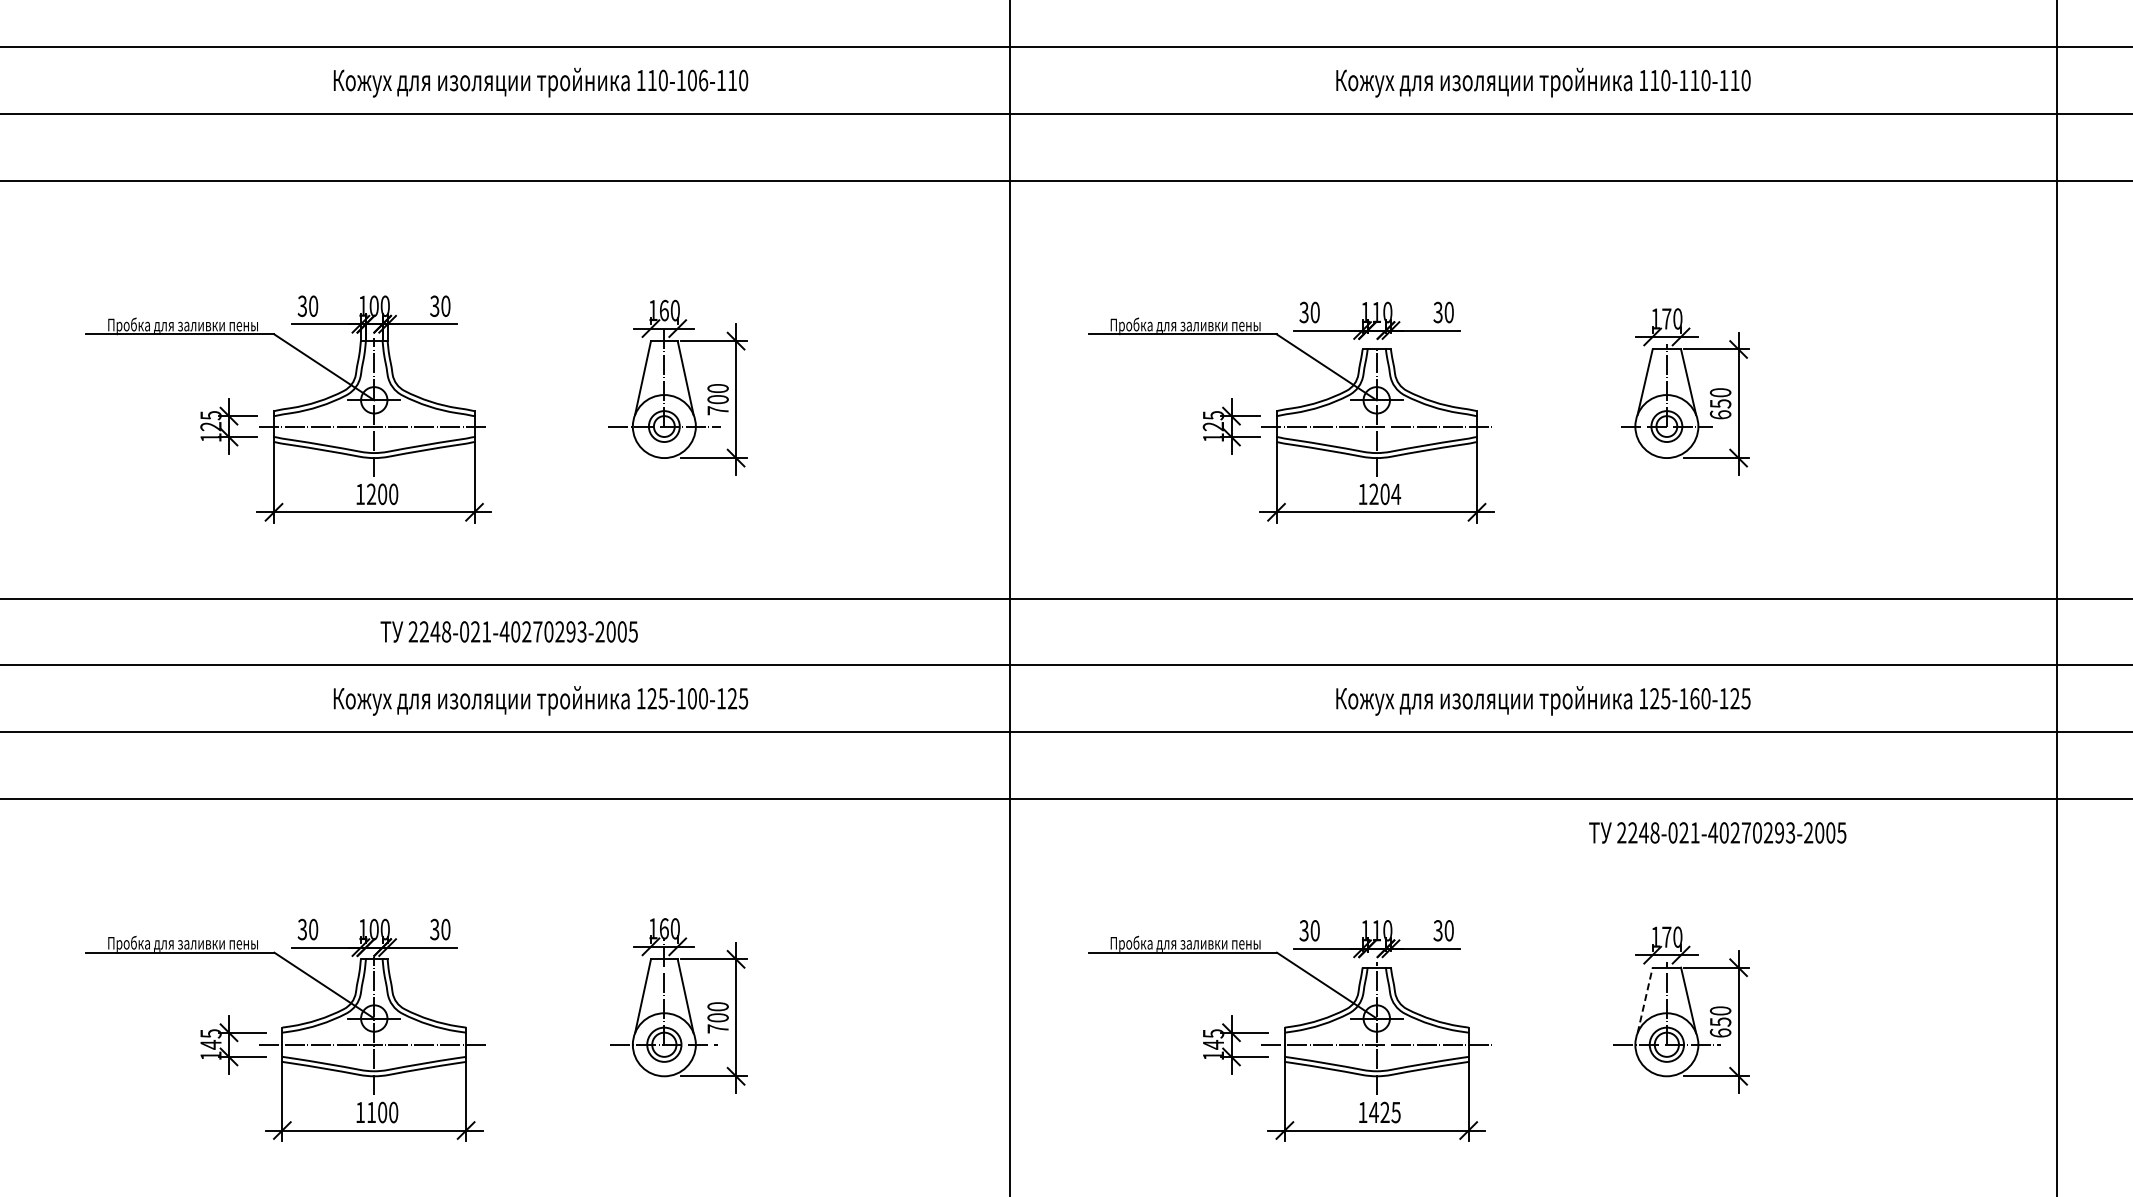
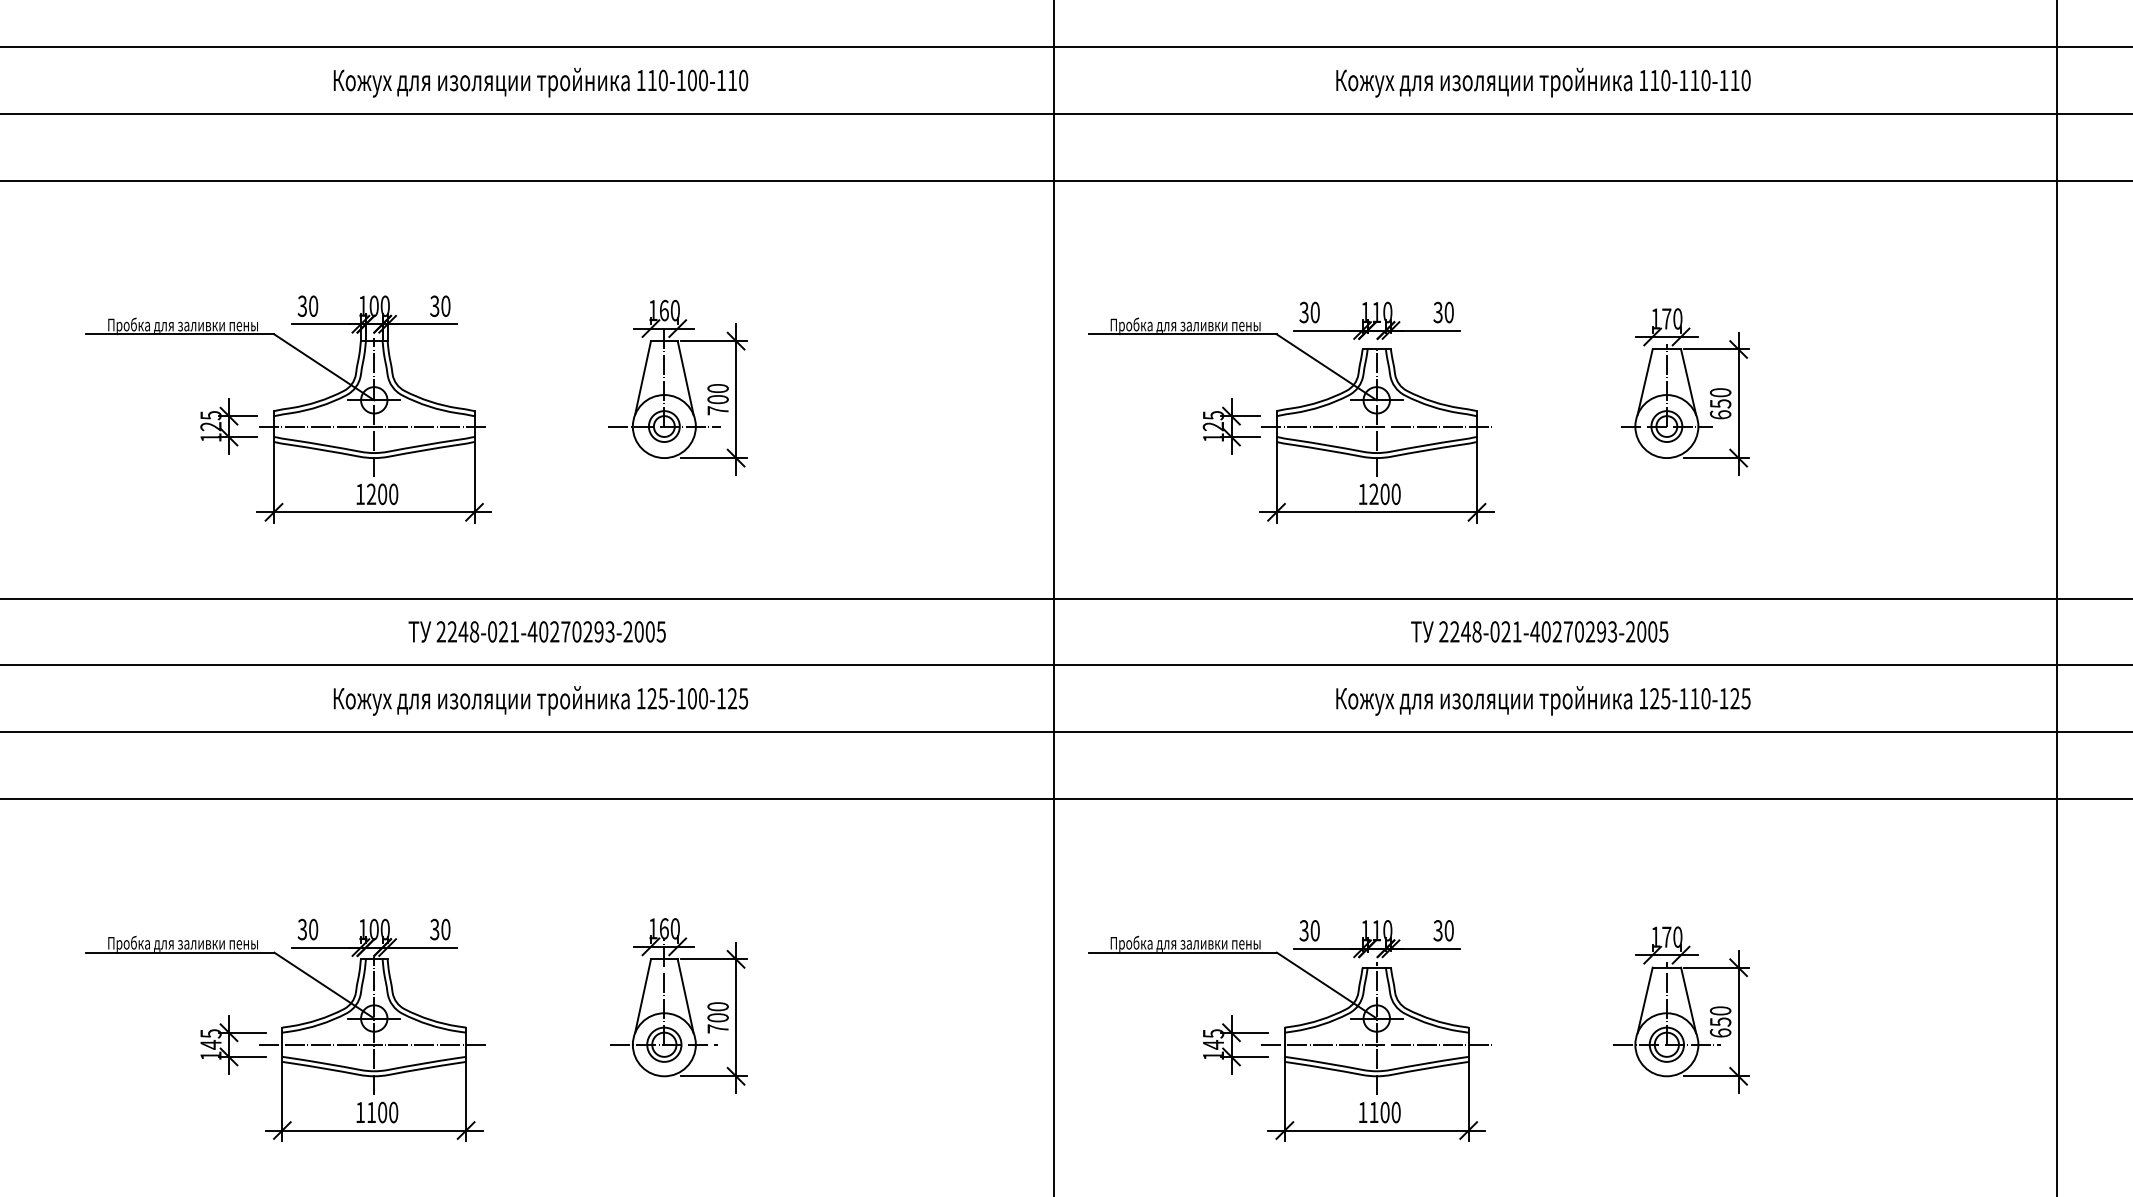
text: 110-106-110 -> 110-100-110 (703, 80)
text: 1204 -> 1200 (1396, 494)
line position: (1010, 597) -> (1054, 597) (1054, 597)
text position: (508, 631) -> (536, 631) (536, 631)
text: 125-160-125 -> 125-110-125 (1694, 698)
text position: (1717, 832) -> (1539, 631) (1539, 631)
line: dashed -> solid (1645, 1000)
text: 1425 -> 1100 (1384, 1112)
